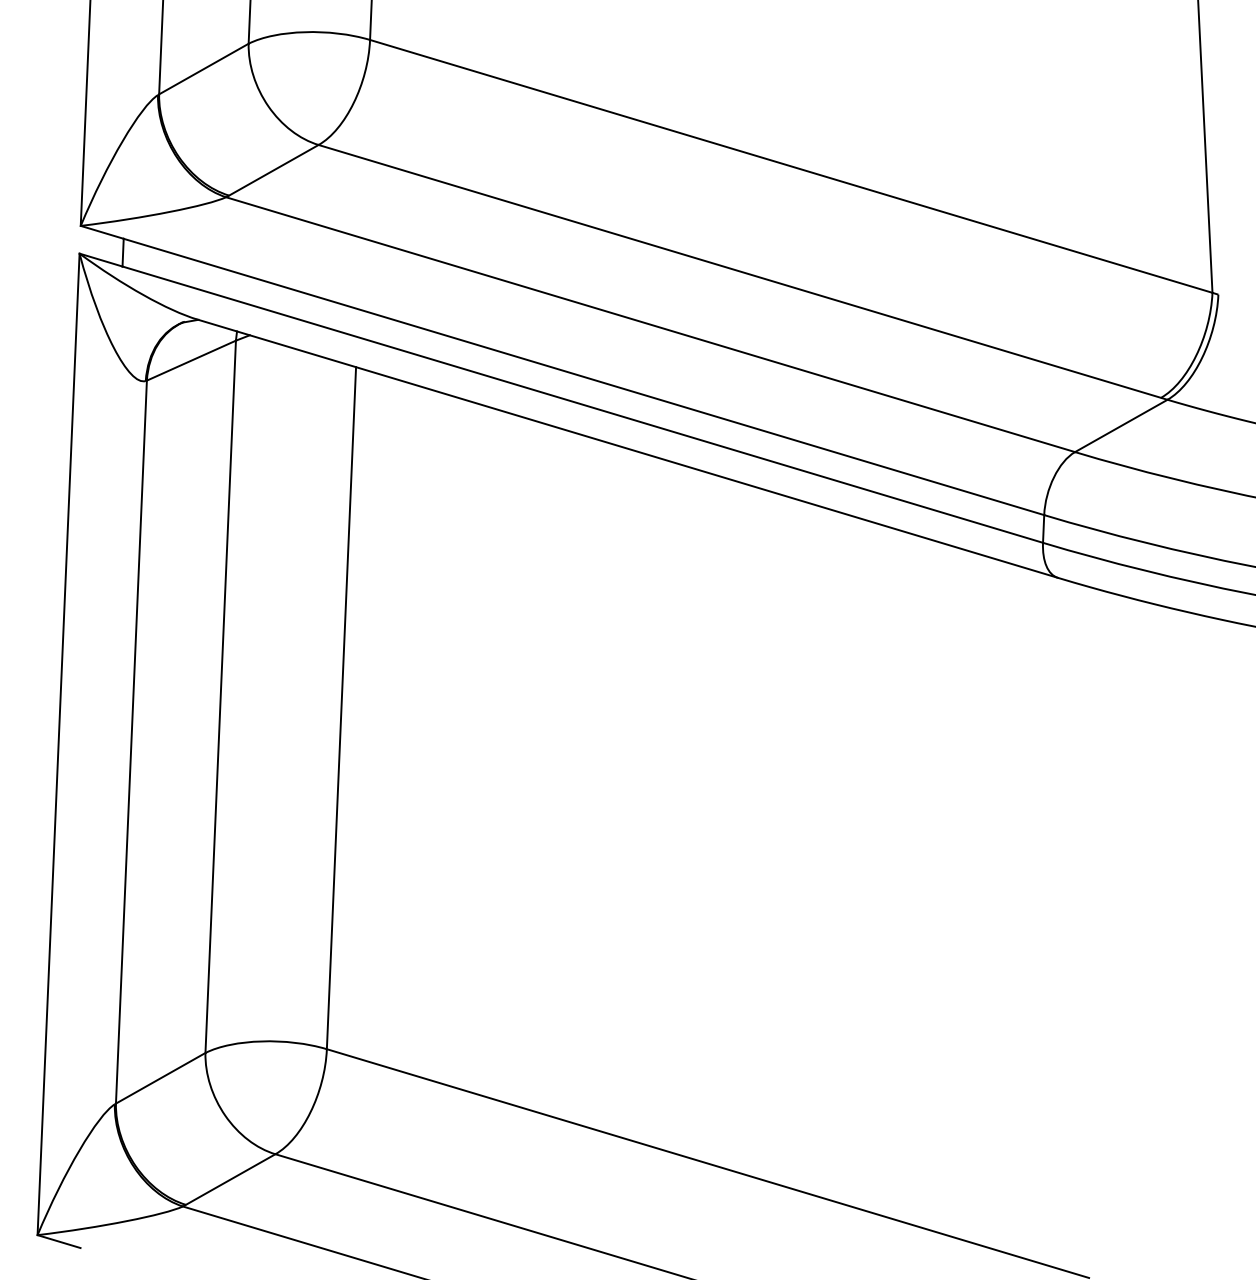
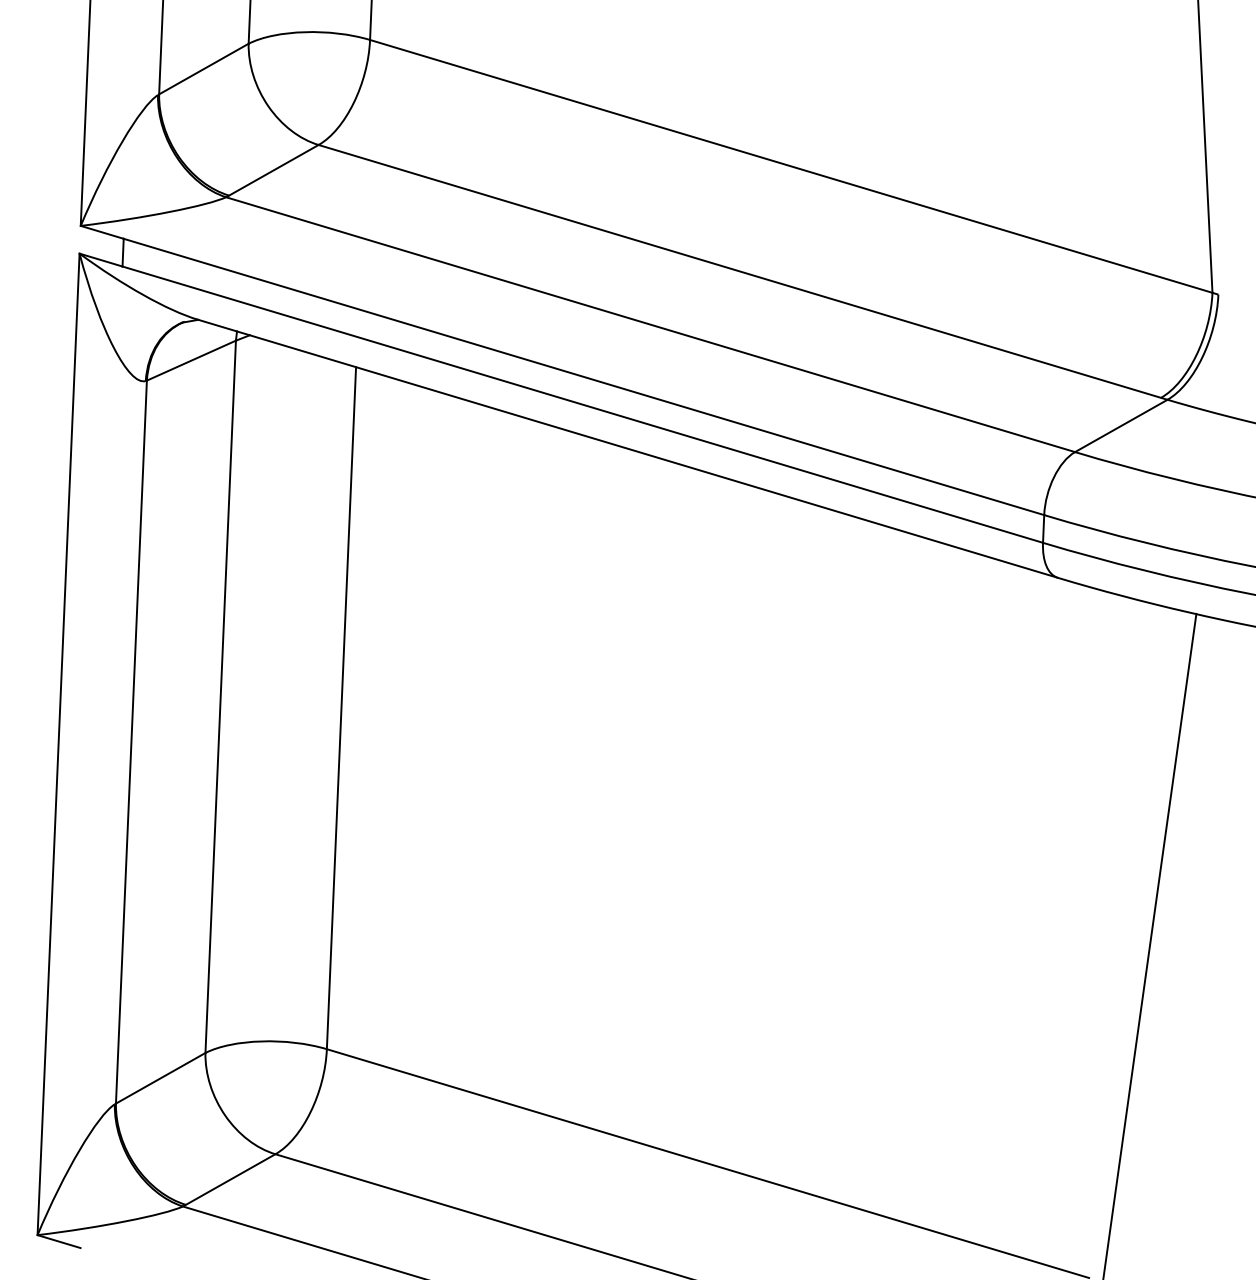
line: none -> present (1149, 944)
